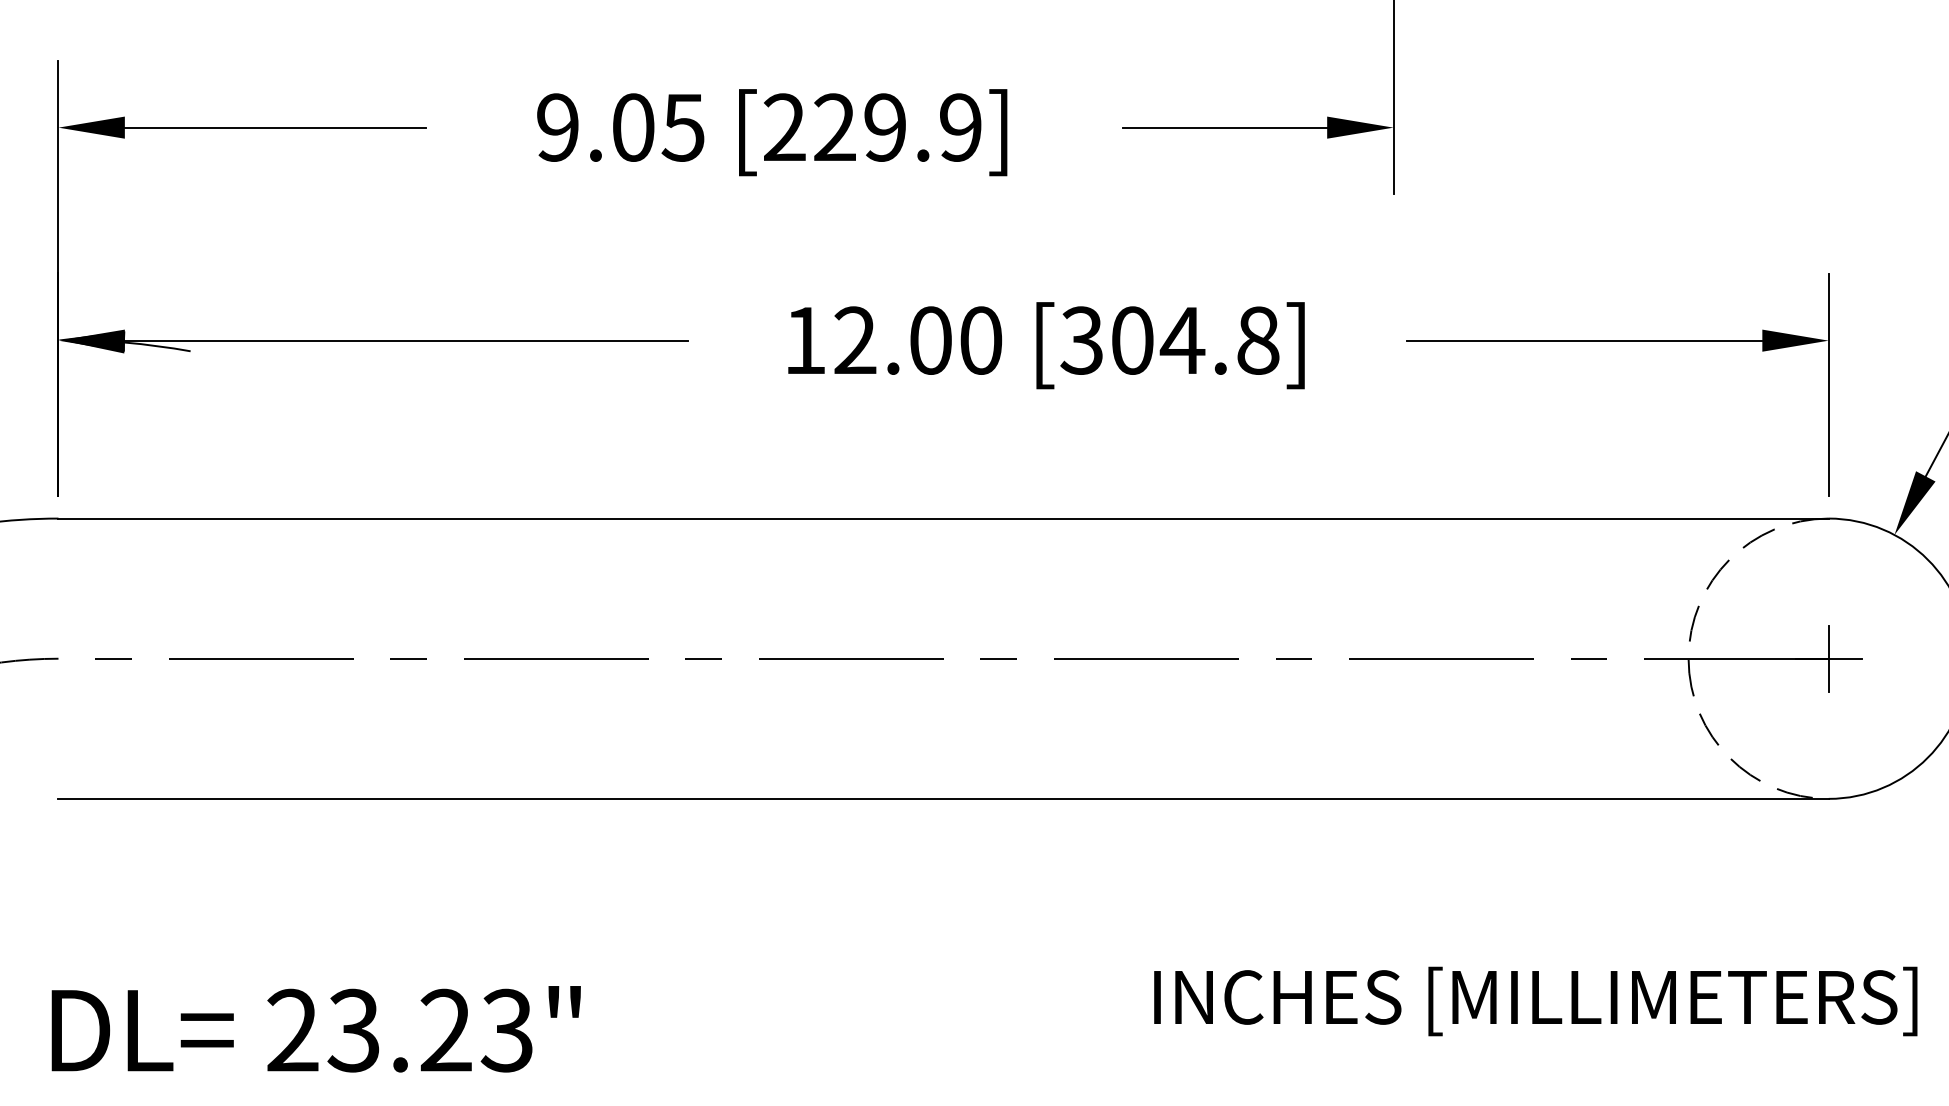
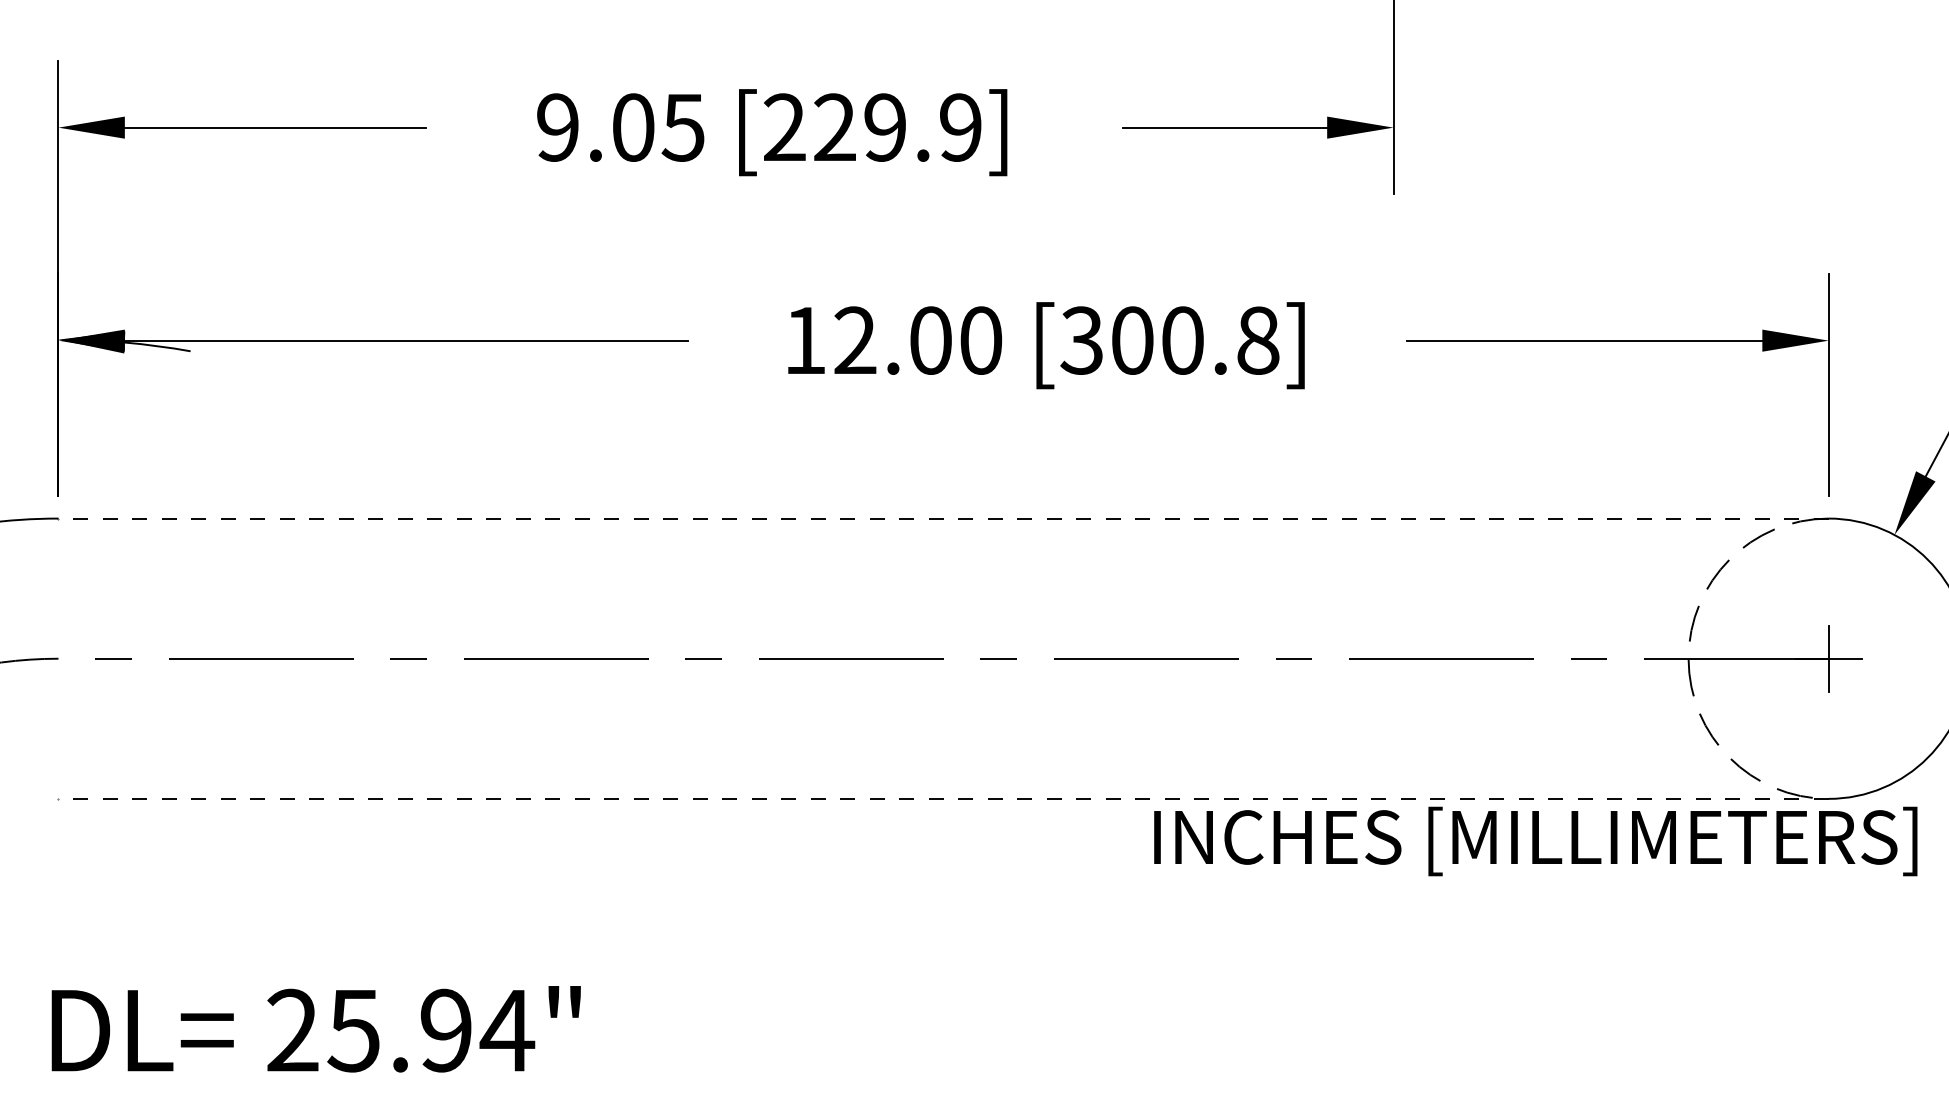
text: [304.8] -> [300.8] (1182, 340)
line: solid -> dashed (943, 518)
line: solid -> dashed (943, 798)
text position: (1535, 1001) -> (1535, 841) (1535, 841)
text: 23.23" -> 25.94" (431, 1030)
